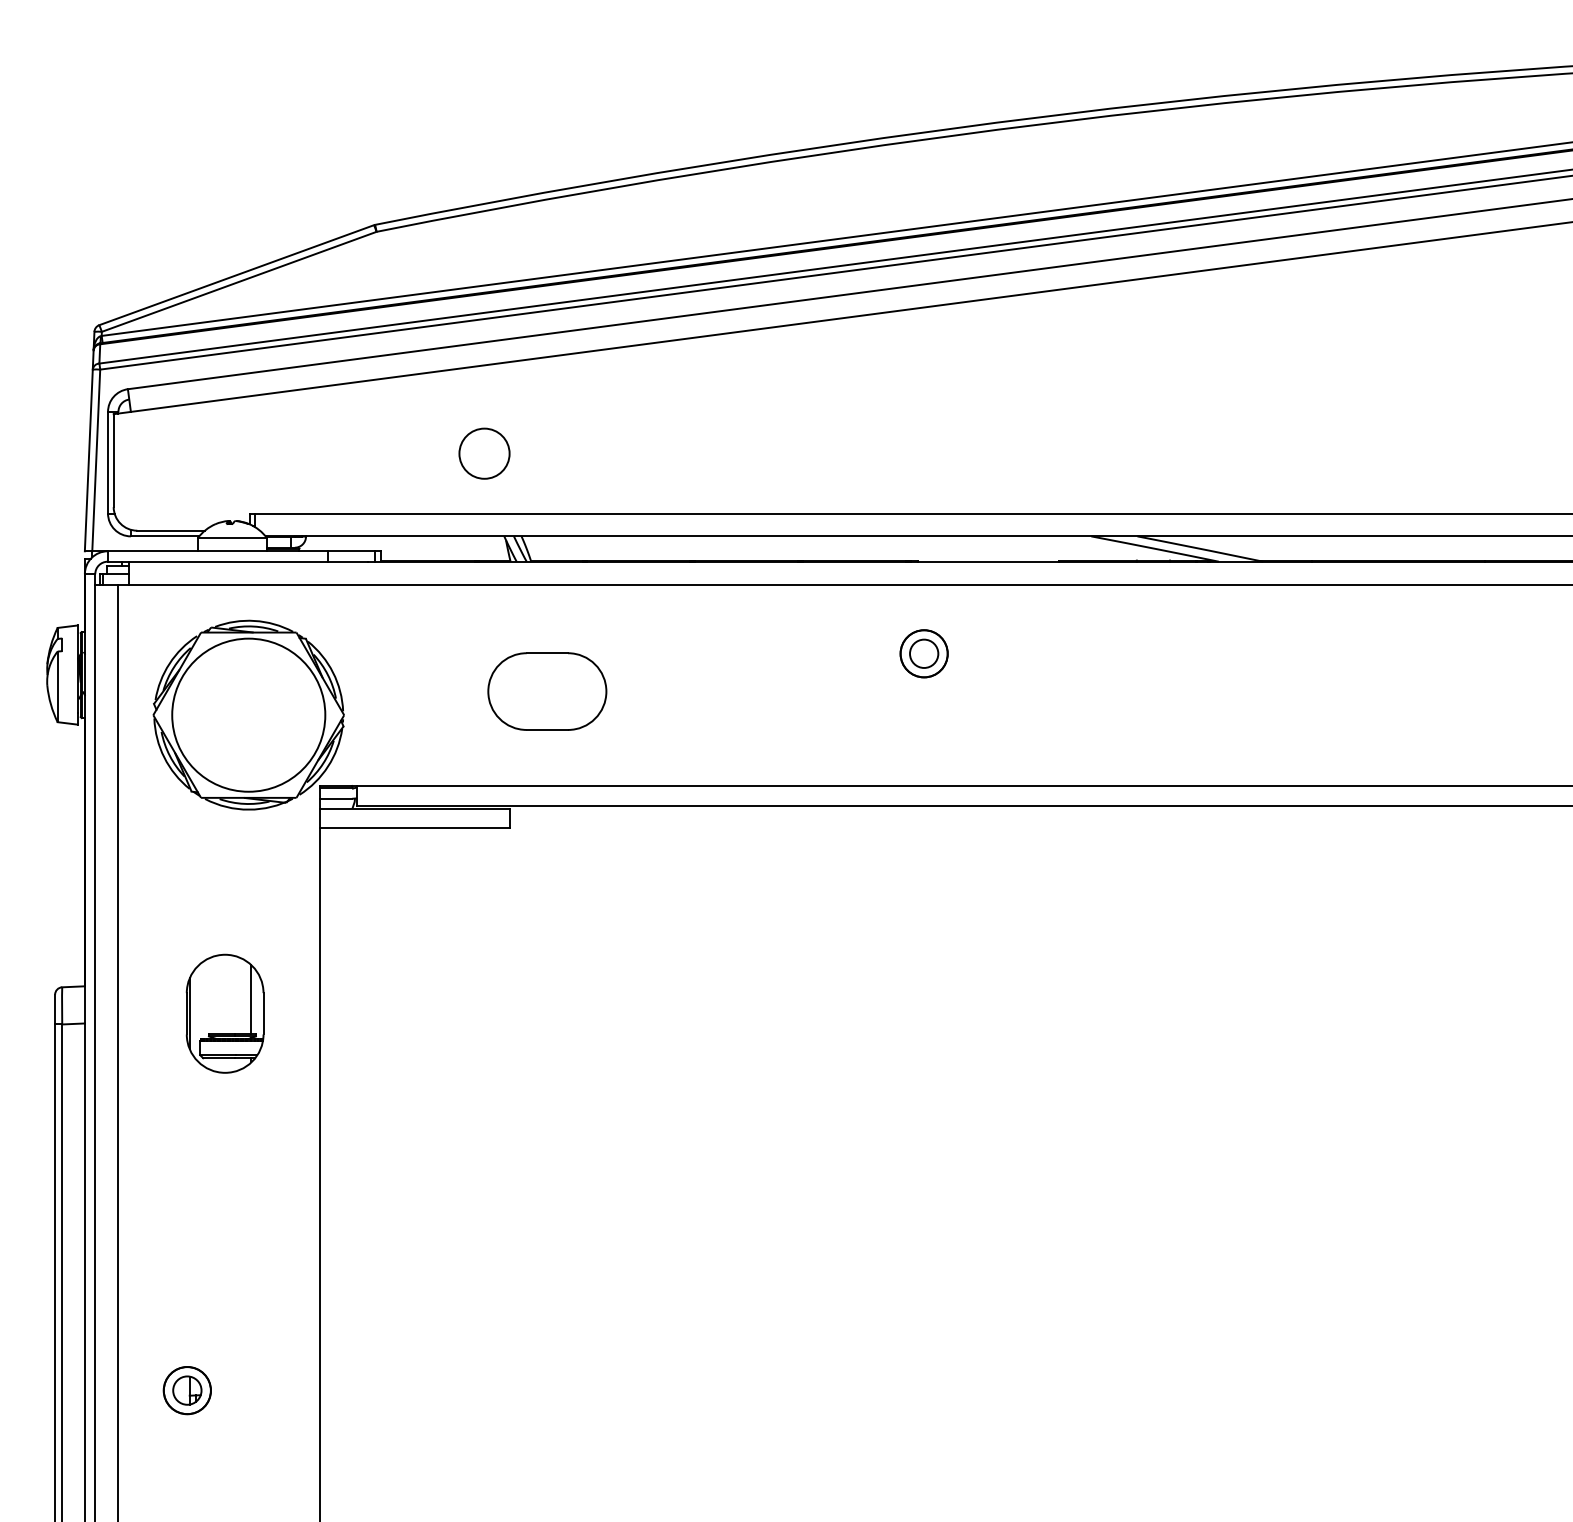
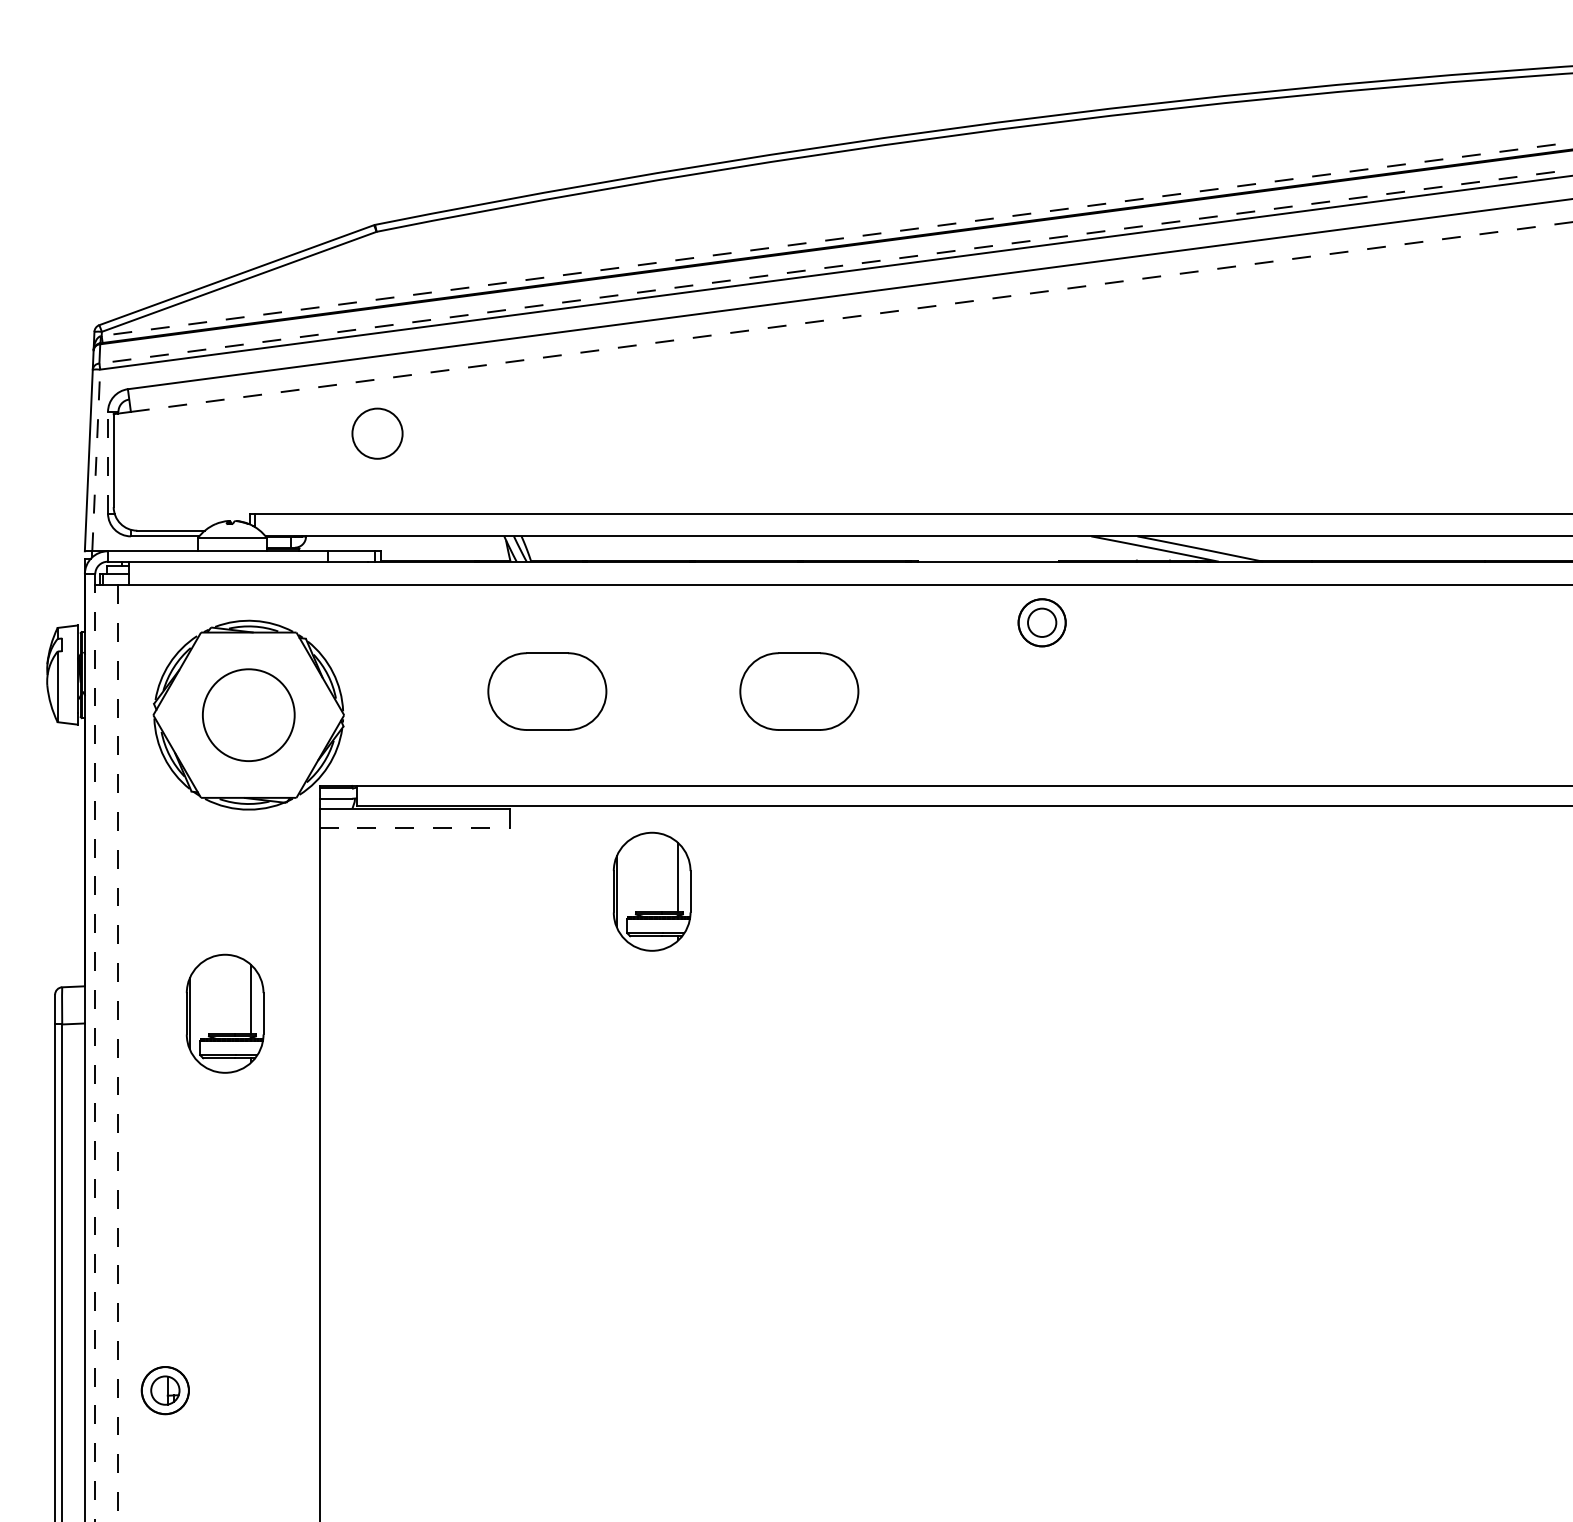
line: solid -> dashed (837, 239)
line: solid -> dashed (835, 266)
line: solid -> dashed (851, 317)
circle position: (484, 453) -> (377, 433) (377, 433)
line: solid -> dashed (96, 460)
line: solid -> dashed (108, 462)
part position: (923, 653) -> (1041, 622) (1041, 622)
part: none -> present (799, 691)
circle diameter: 153 px -> 92 px (248, 715)
line: solid -> dashed (415, 827)
part: none -> present (651, 891)
line: solid -> dashed (95, 1048)
line: solid -> dashed (118, 1053)
part position: (186, 1390) -> (164, 1390) (164, 1390)
